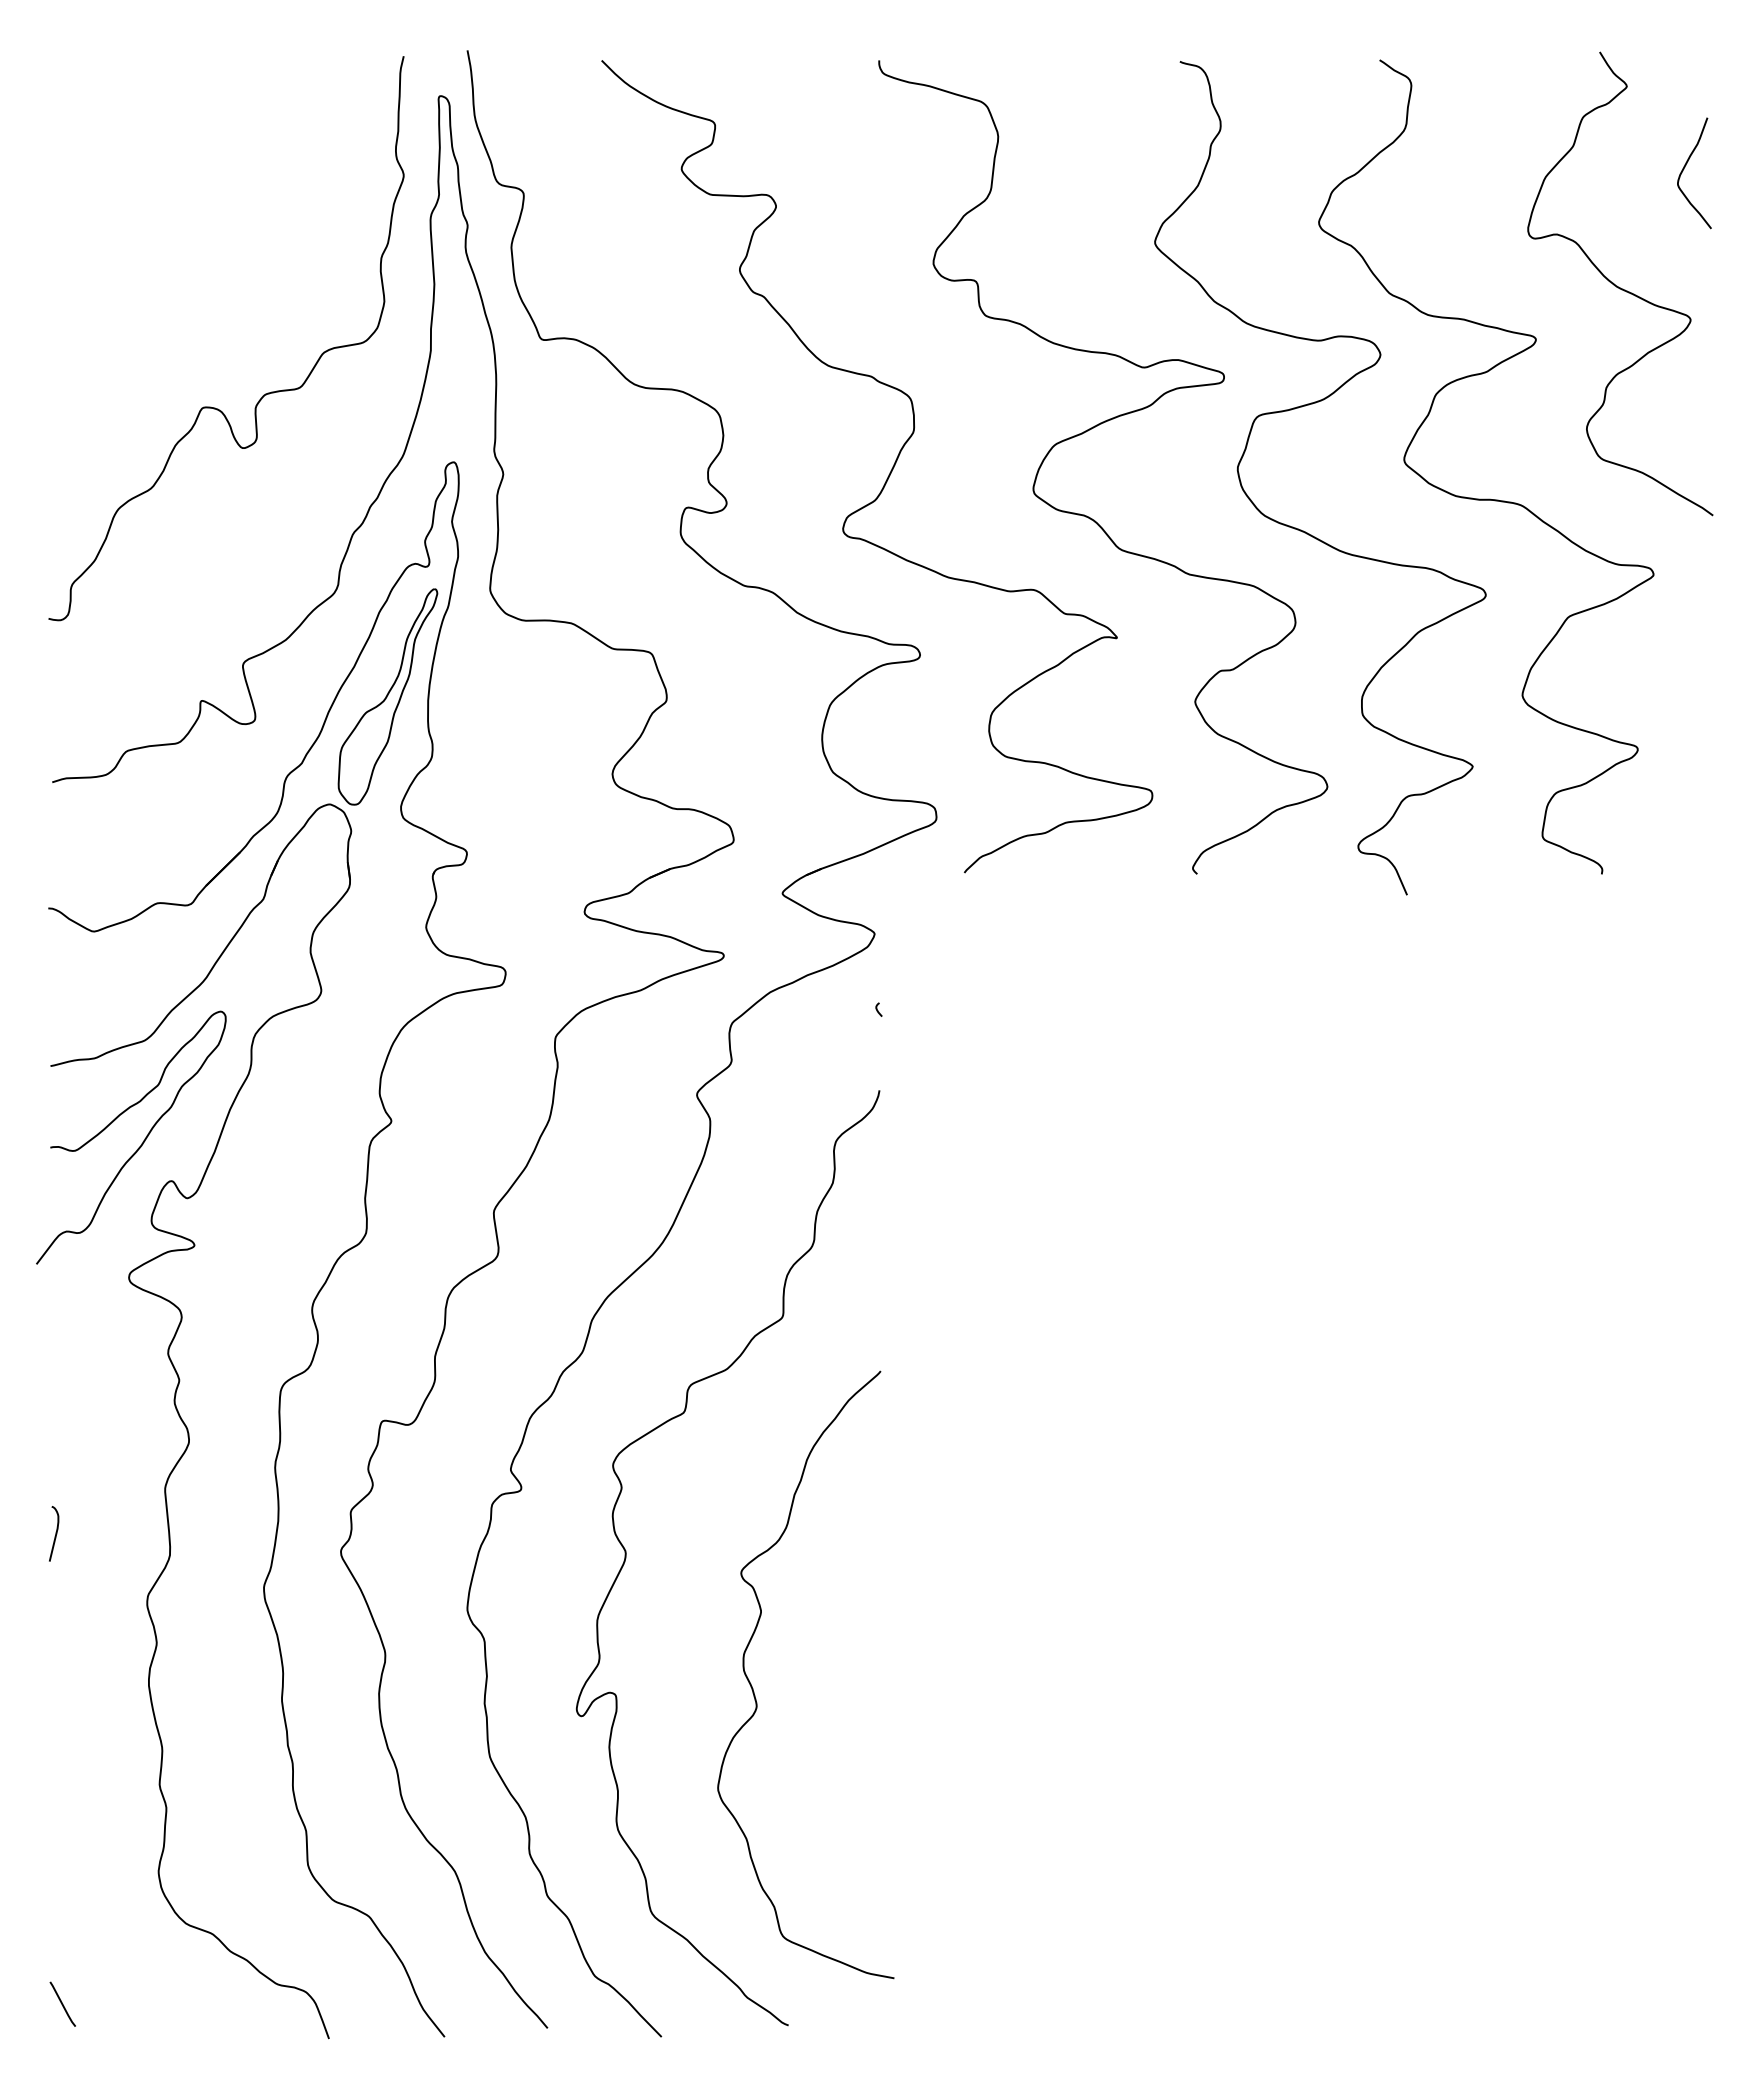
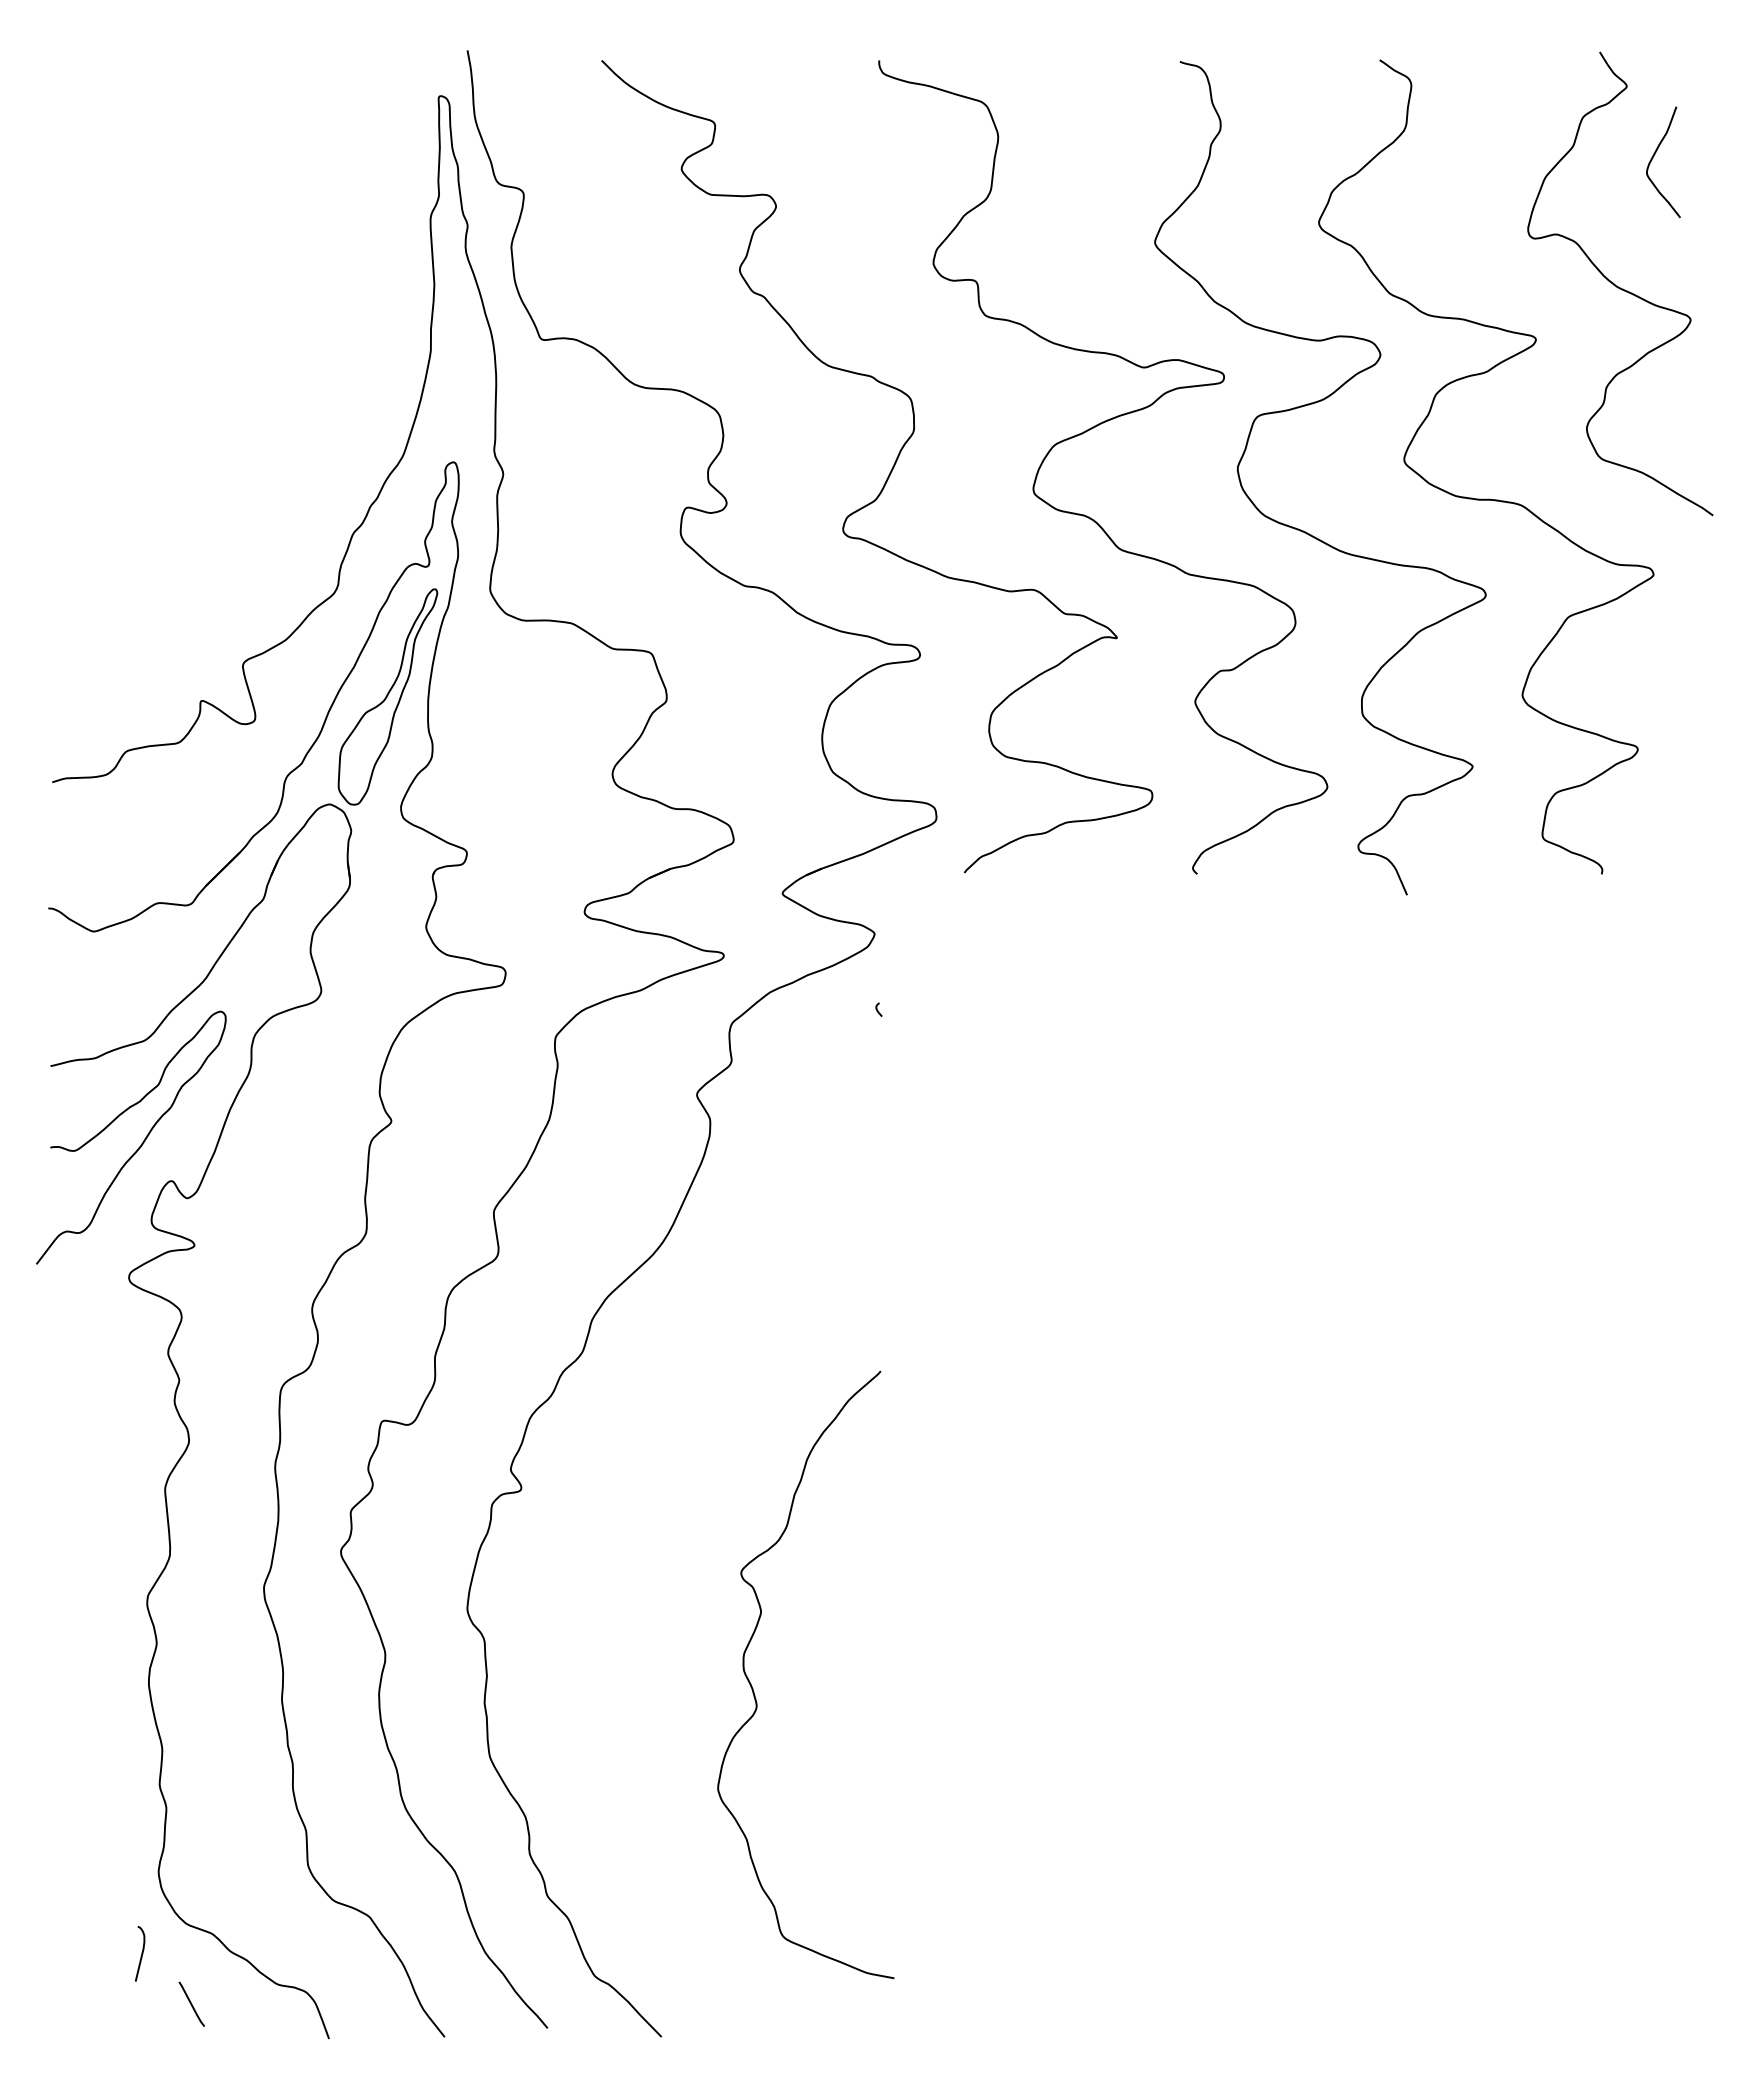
curve position: (1684, 169) -> (1653, 158) (1653, 158)
curve: present -> none (263, 394)
curve position: (55, 1533) -> (141, 1953) (141, 1953)
curve: present -> none (626, 1558)
line position: (62, 2003) -> (191, 2003) (191, 2003)
